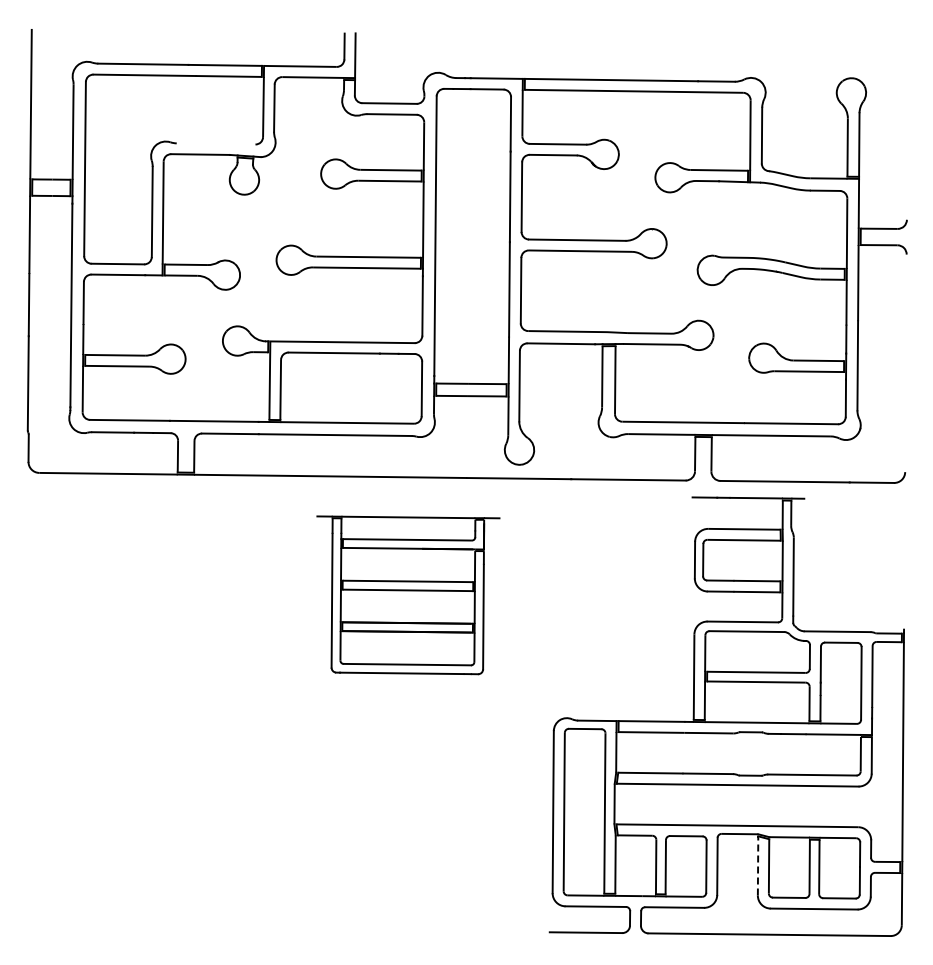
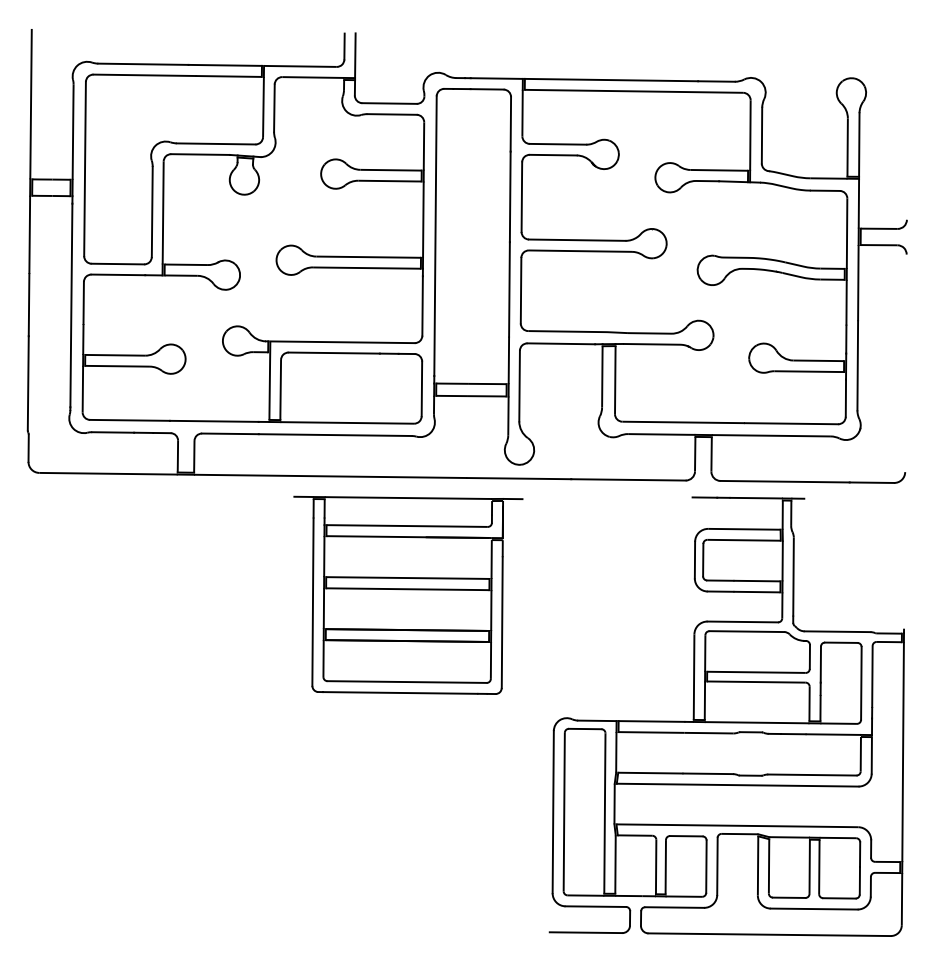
line: none -> present (215, 143)
part size: 185x161 px -> 231x200 px (408, 594)
line: dashed -> solid (758, 864)
